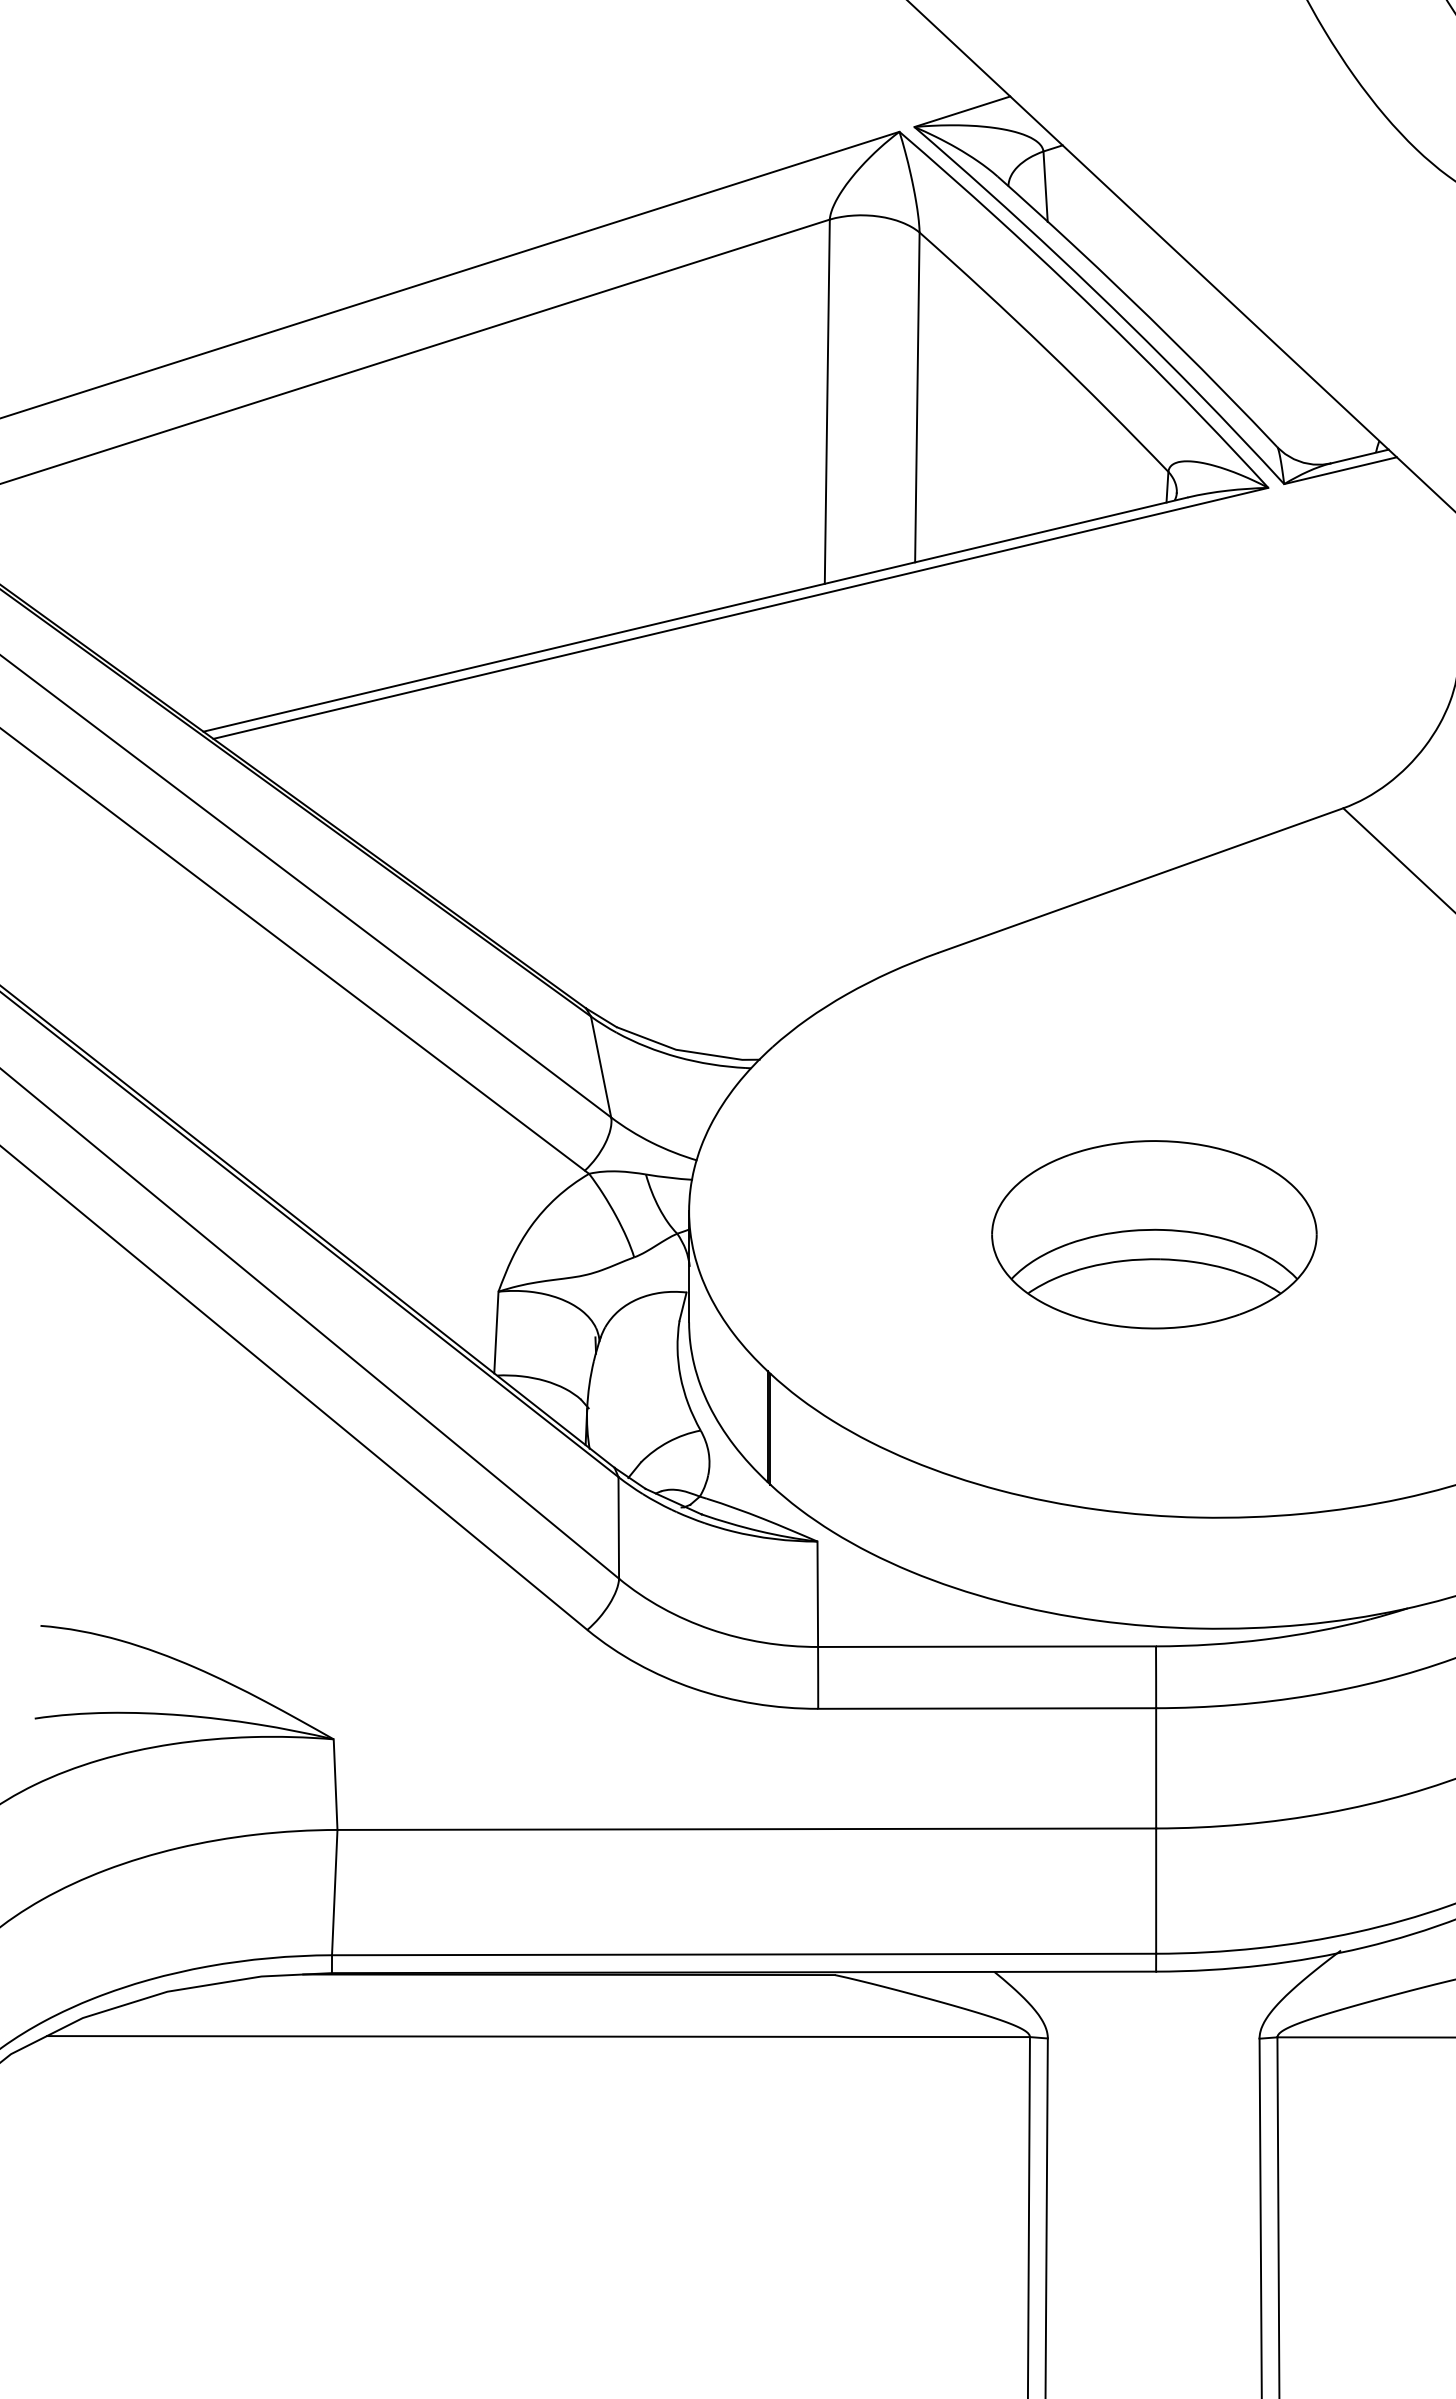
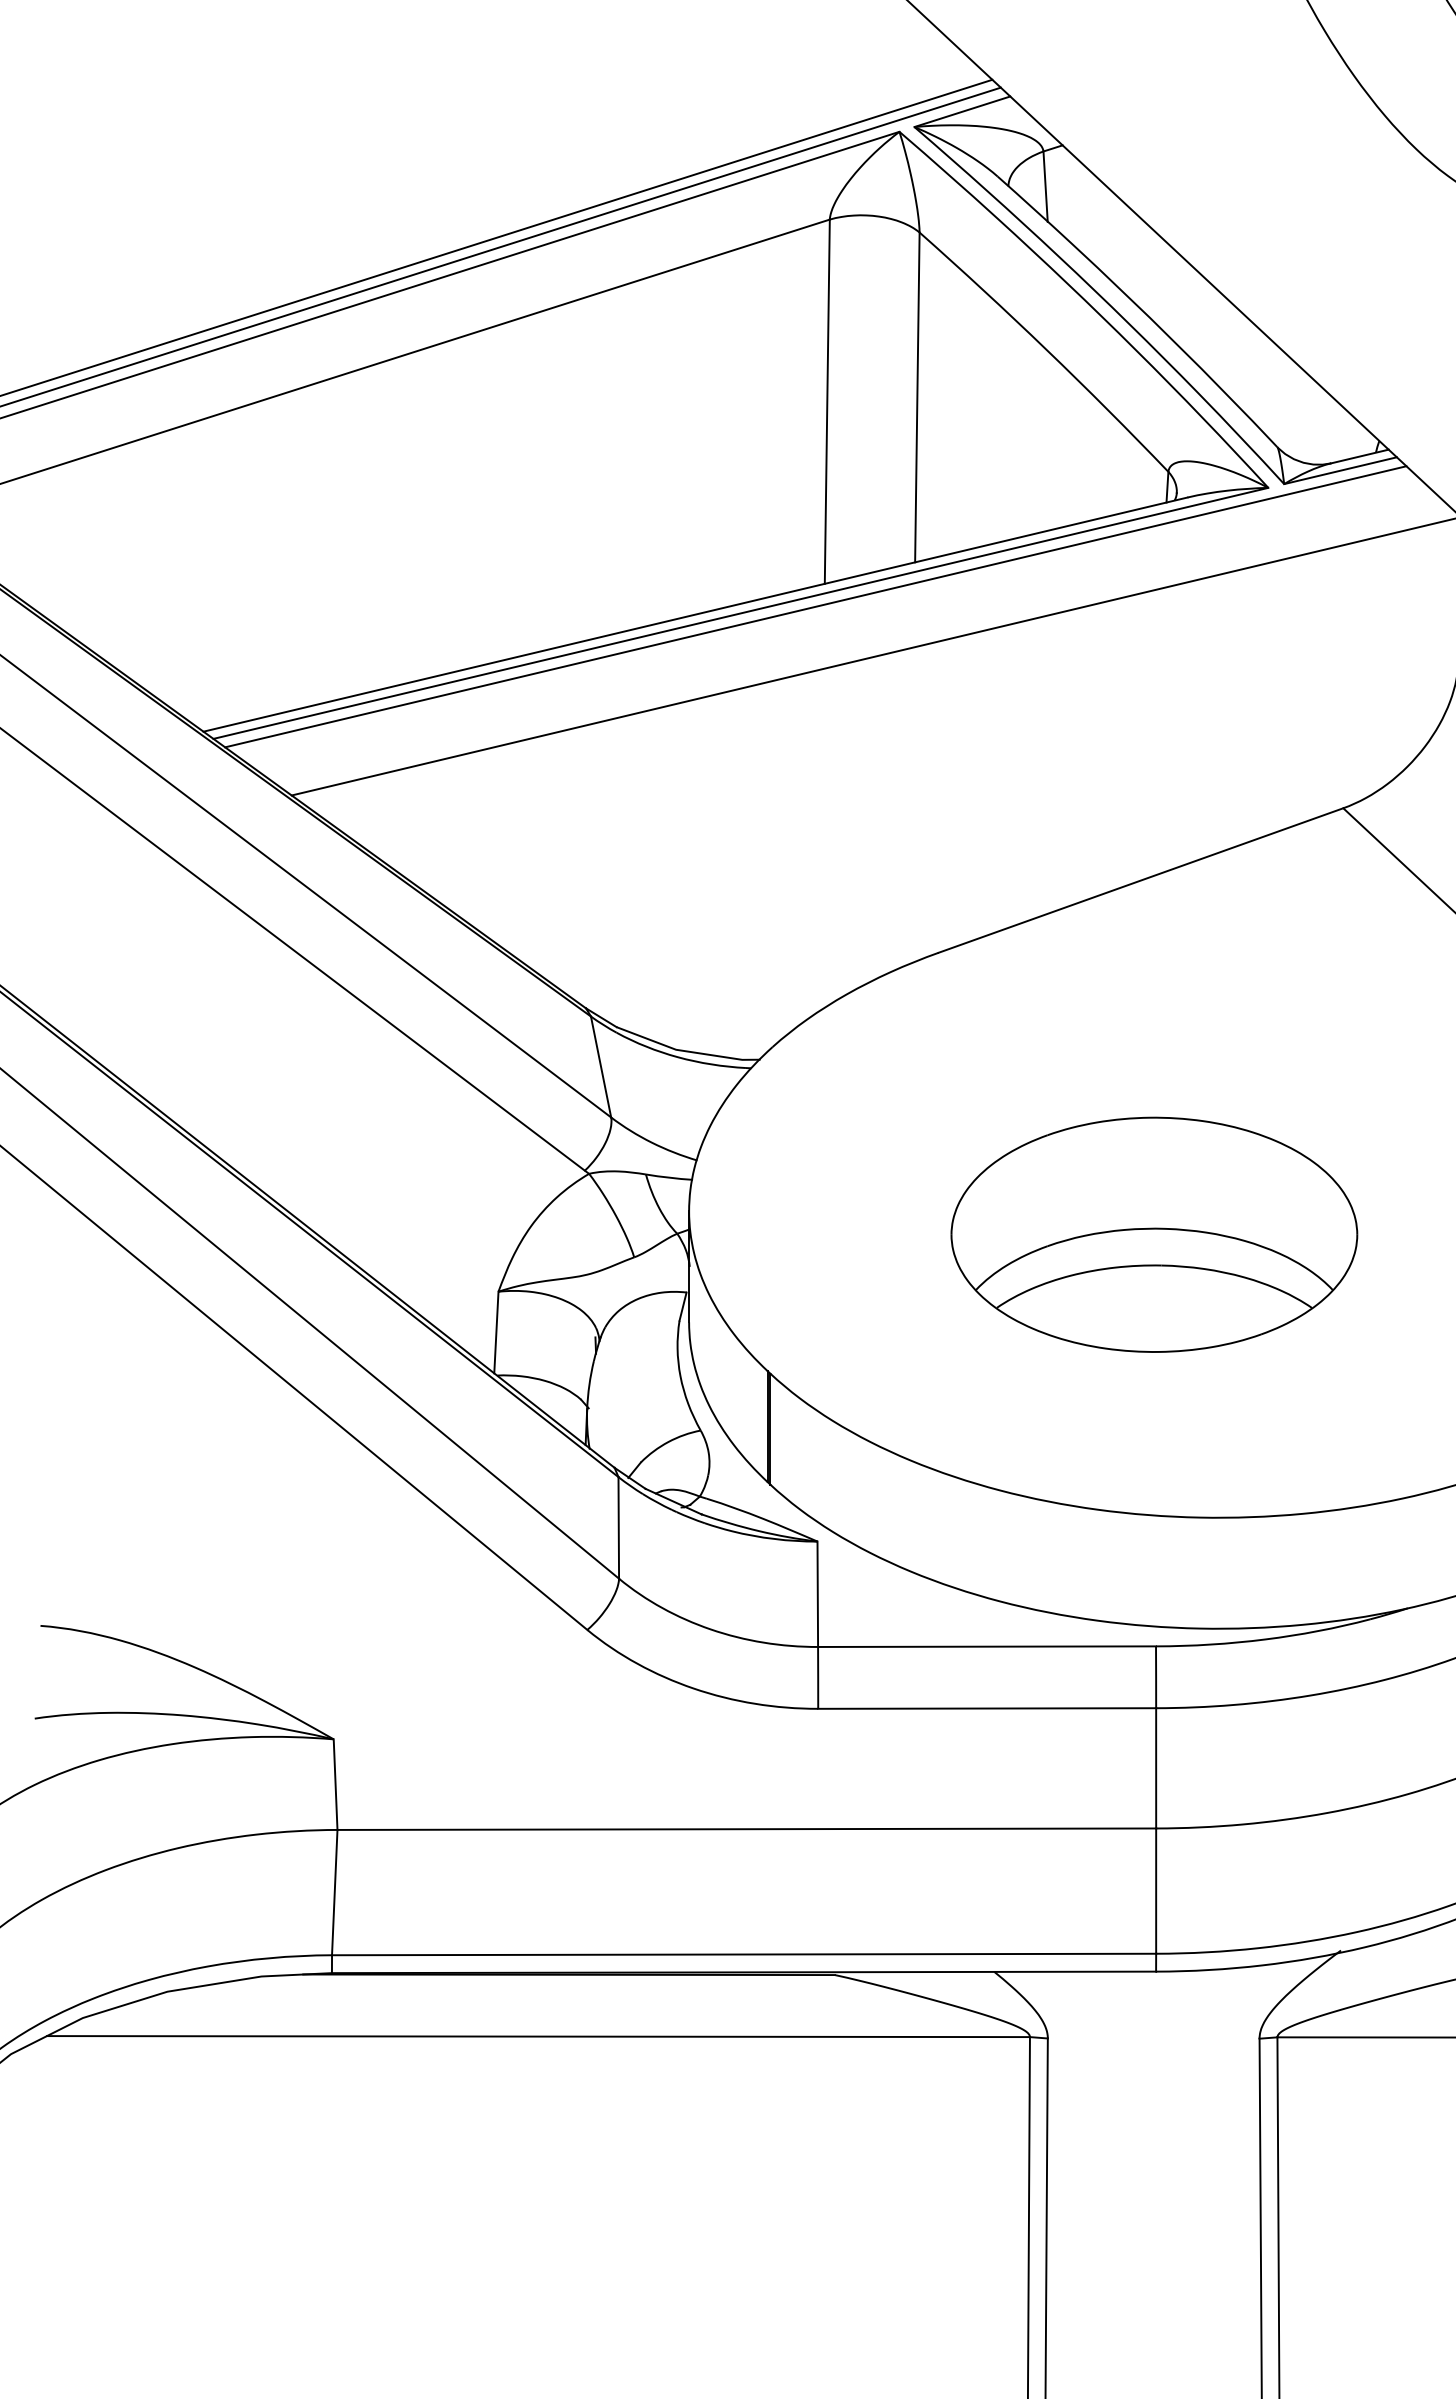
line: none -> present (497, 237)
line: none -> present (501, 246)
line: none -> present (815, 606)
line: none -> present (871, 657)
part size: 327x190 px -> 409x237 px (1154, 1234)
